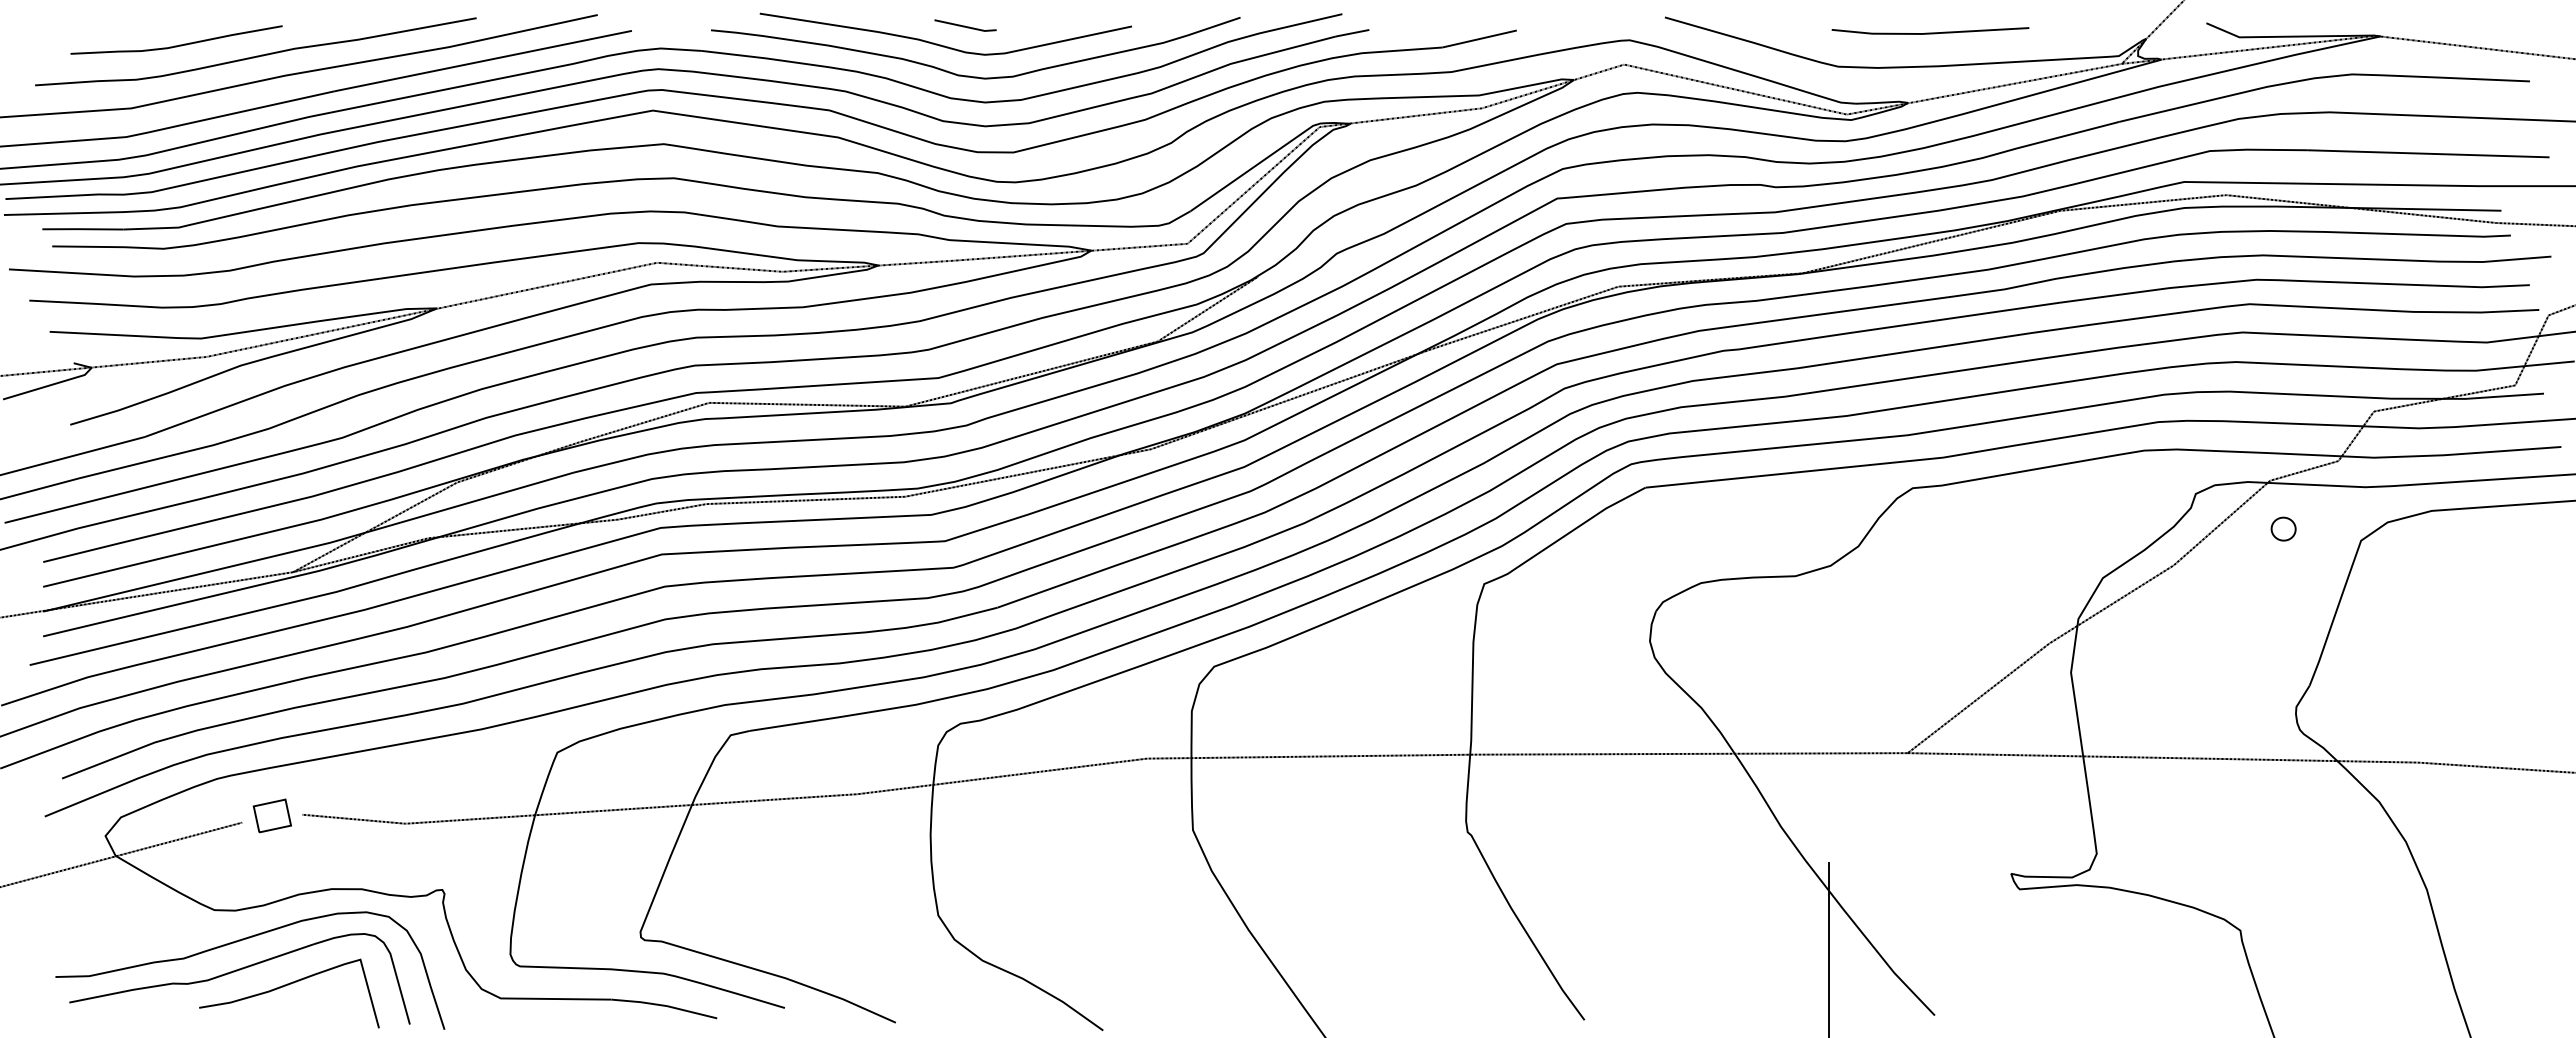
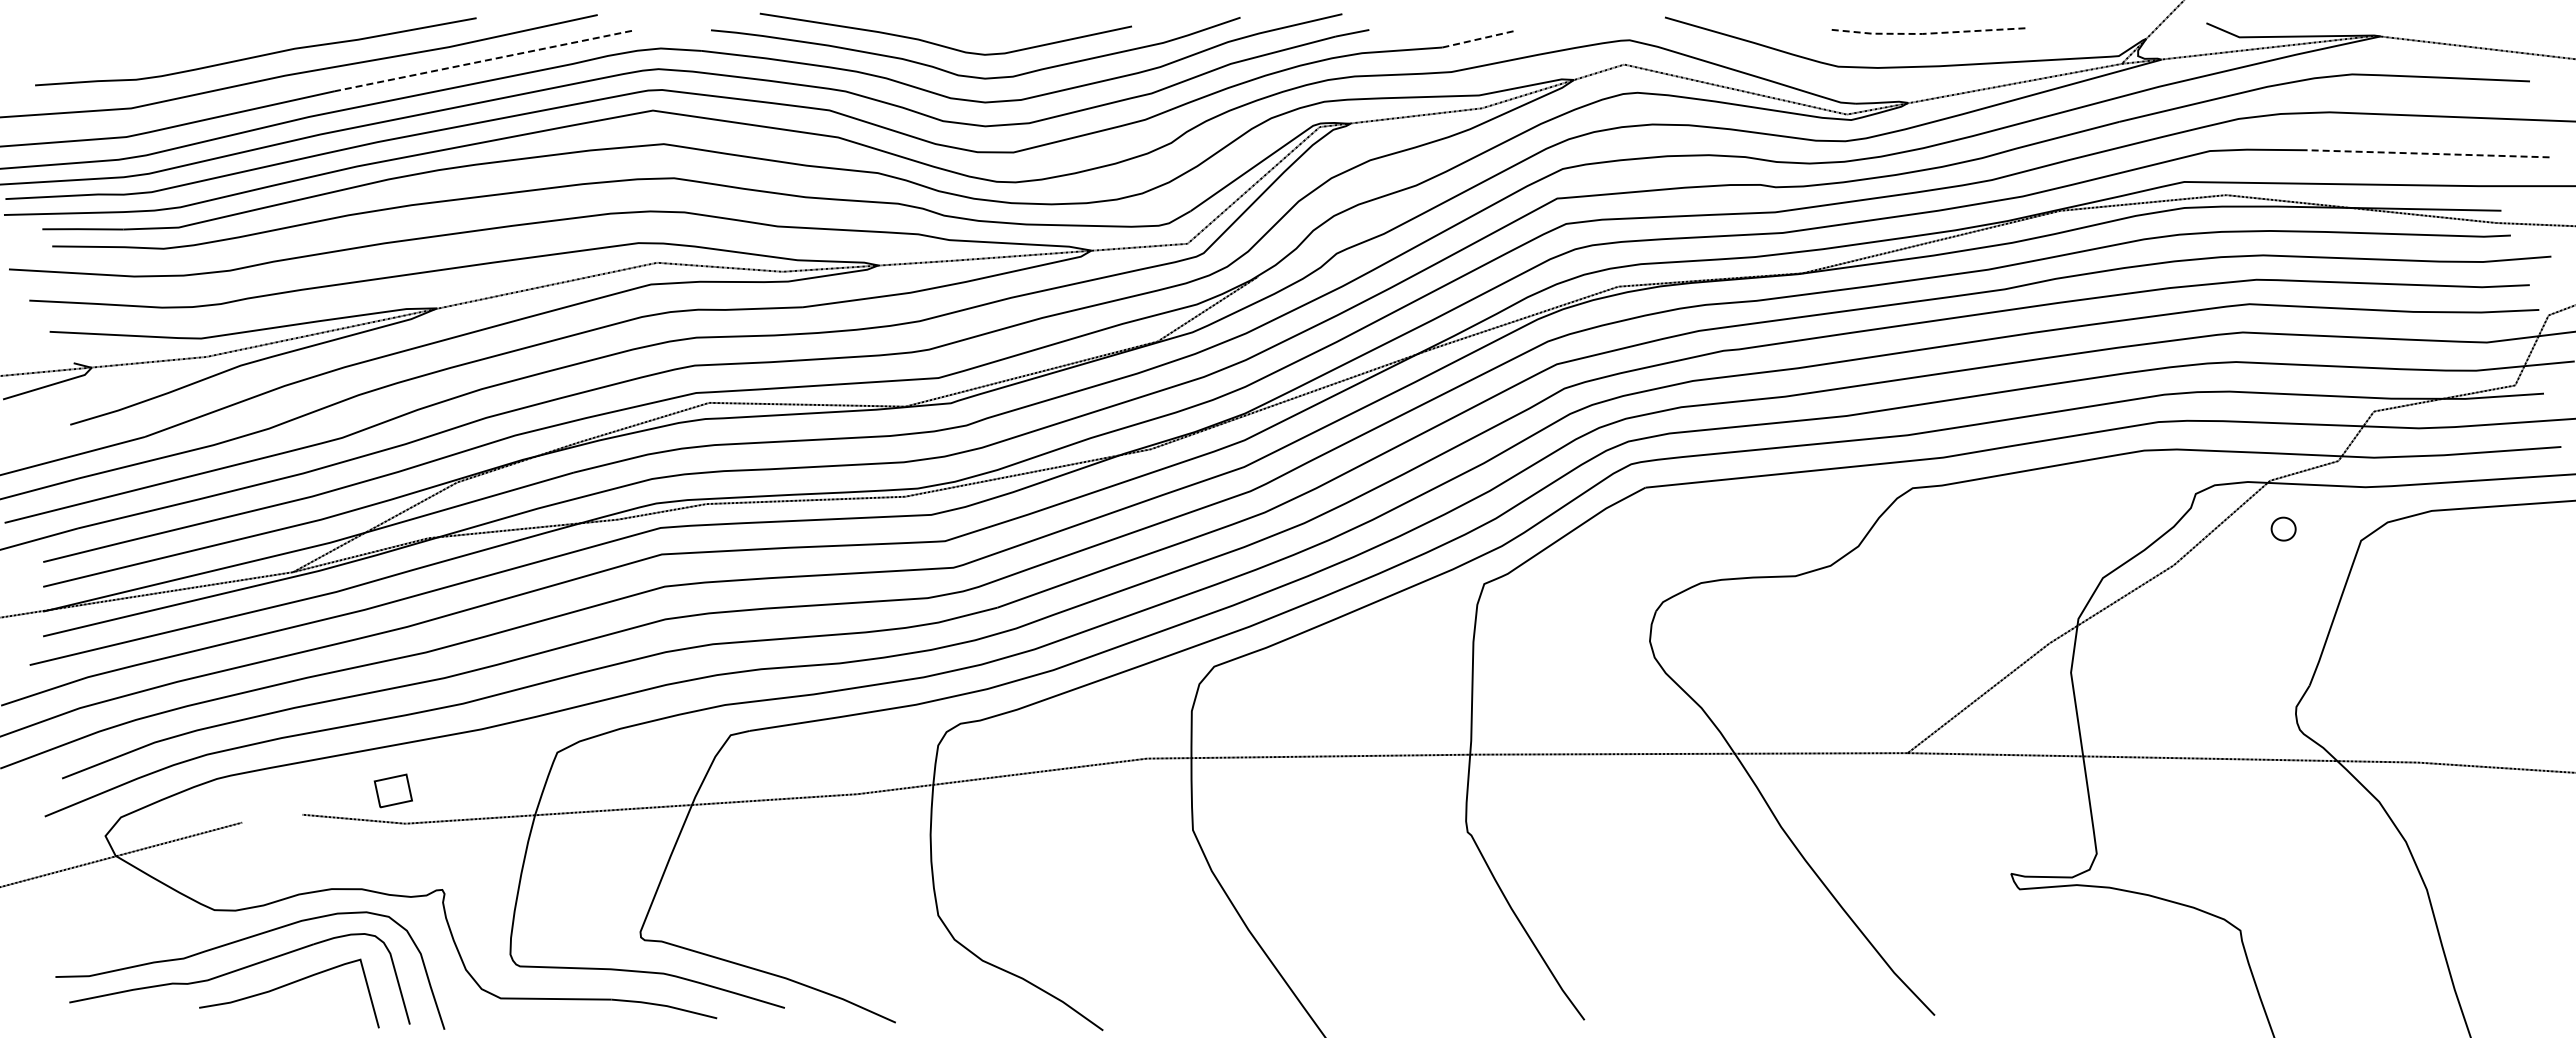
line: present -> none (965, 25)
line: solid -> dashed (1929, 33)
line: solid -> dashed (1480, 38)
curve: present -> none (179, 44)
line: solid -> dashed (483, 61)
line: solid -> dashed (2427, 153)
part position: (271, 815) -> (392, 790) (392, 790)
line: present -> none (1829, 948)
